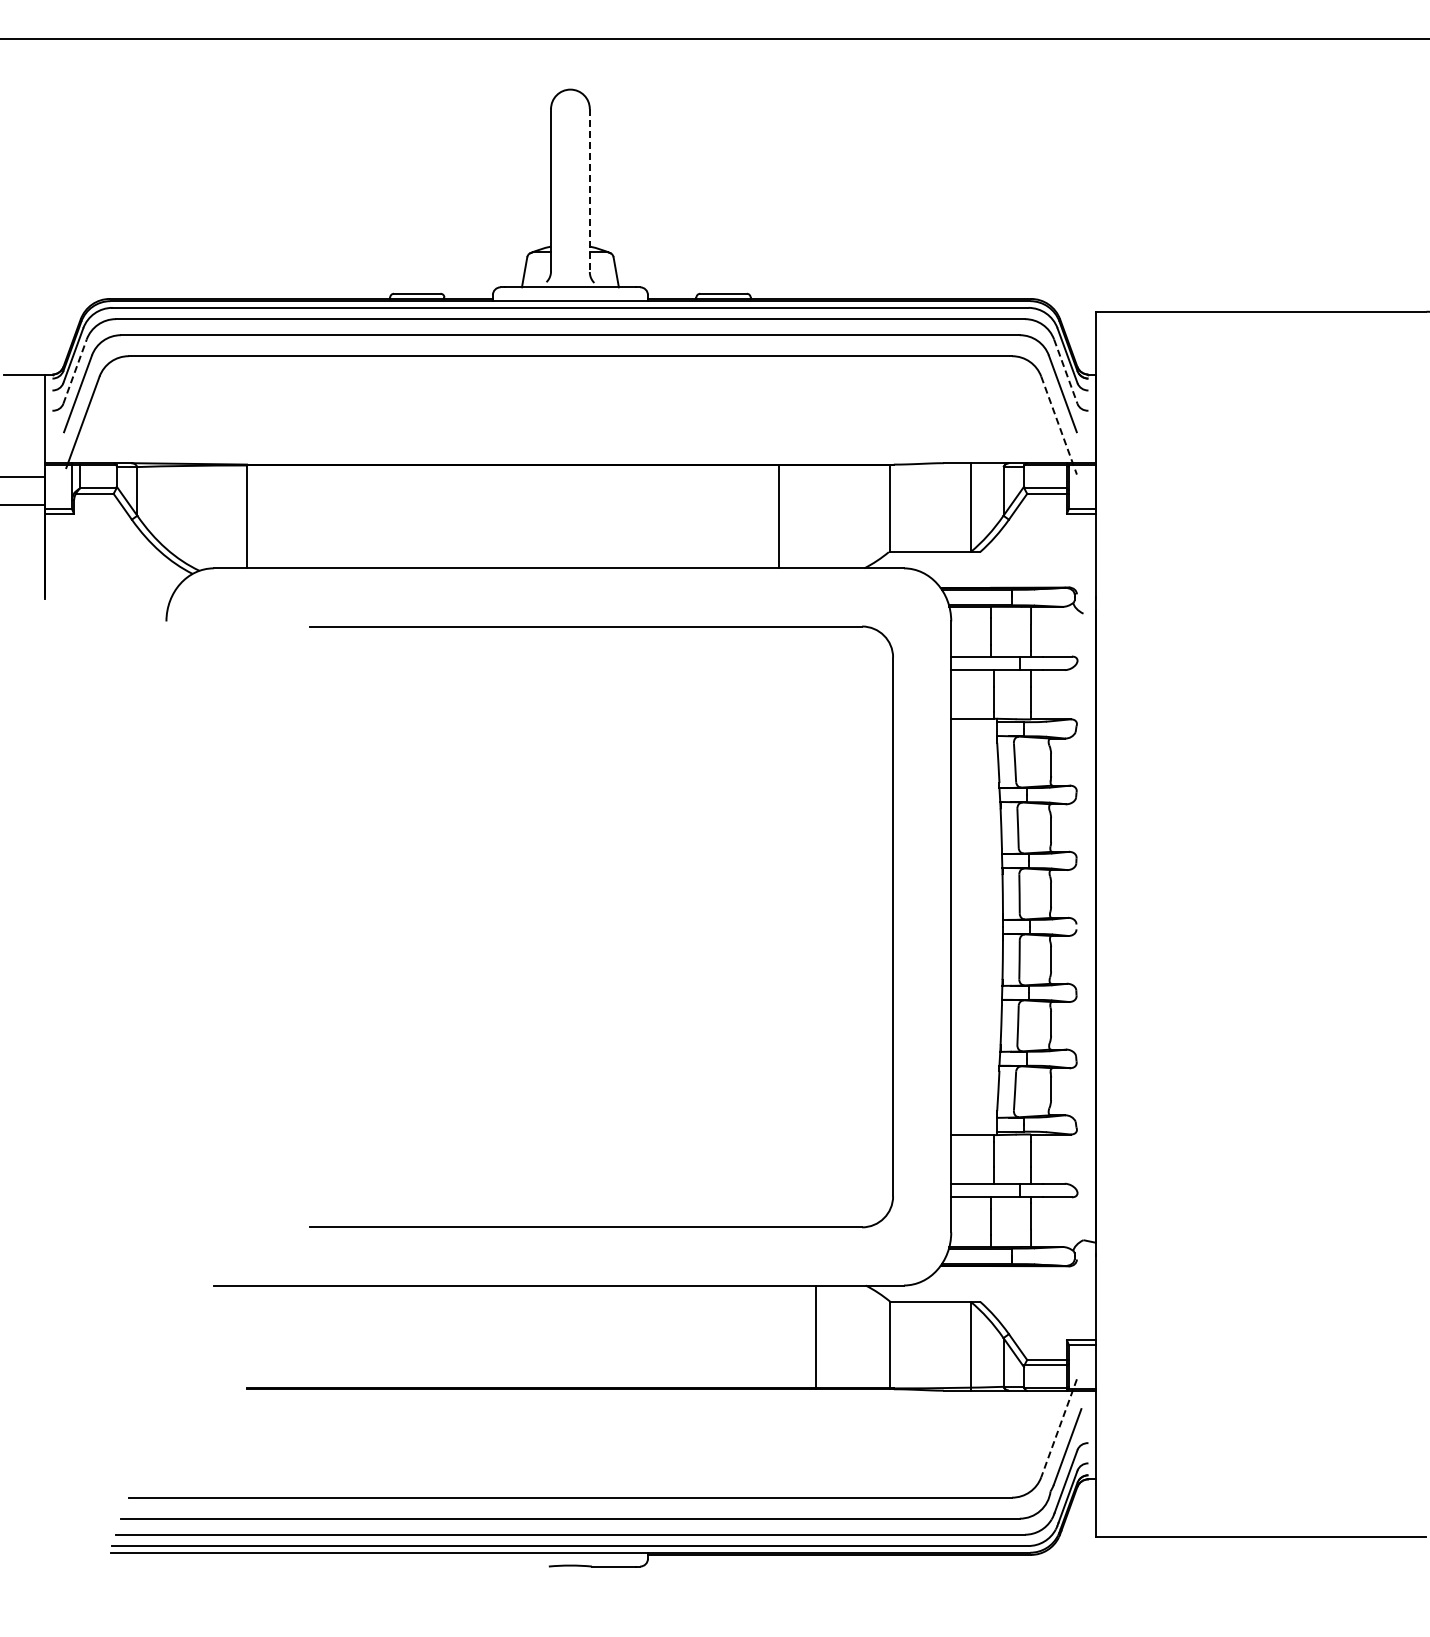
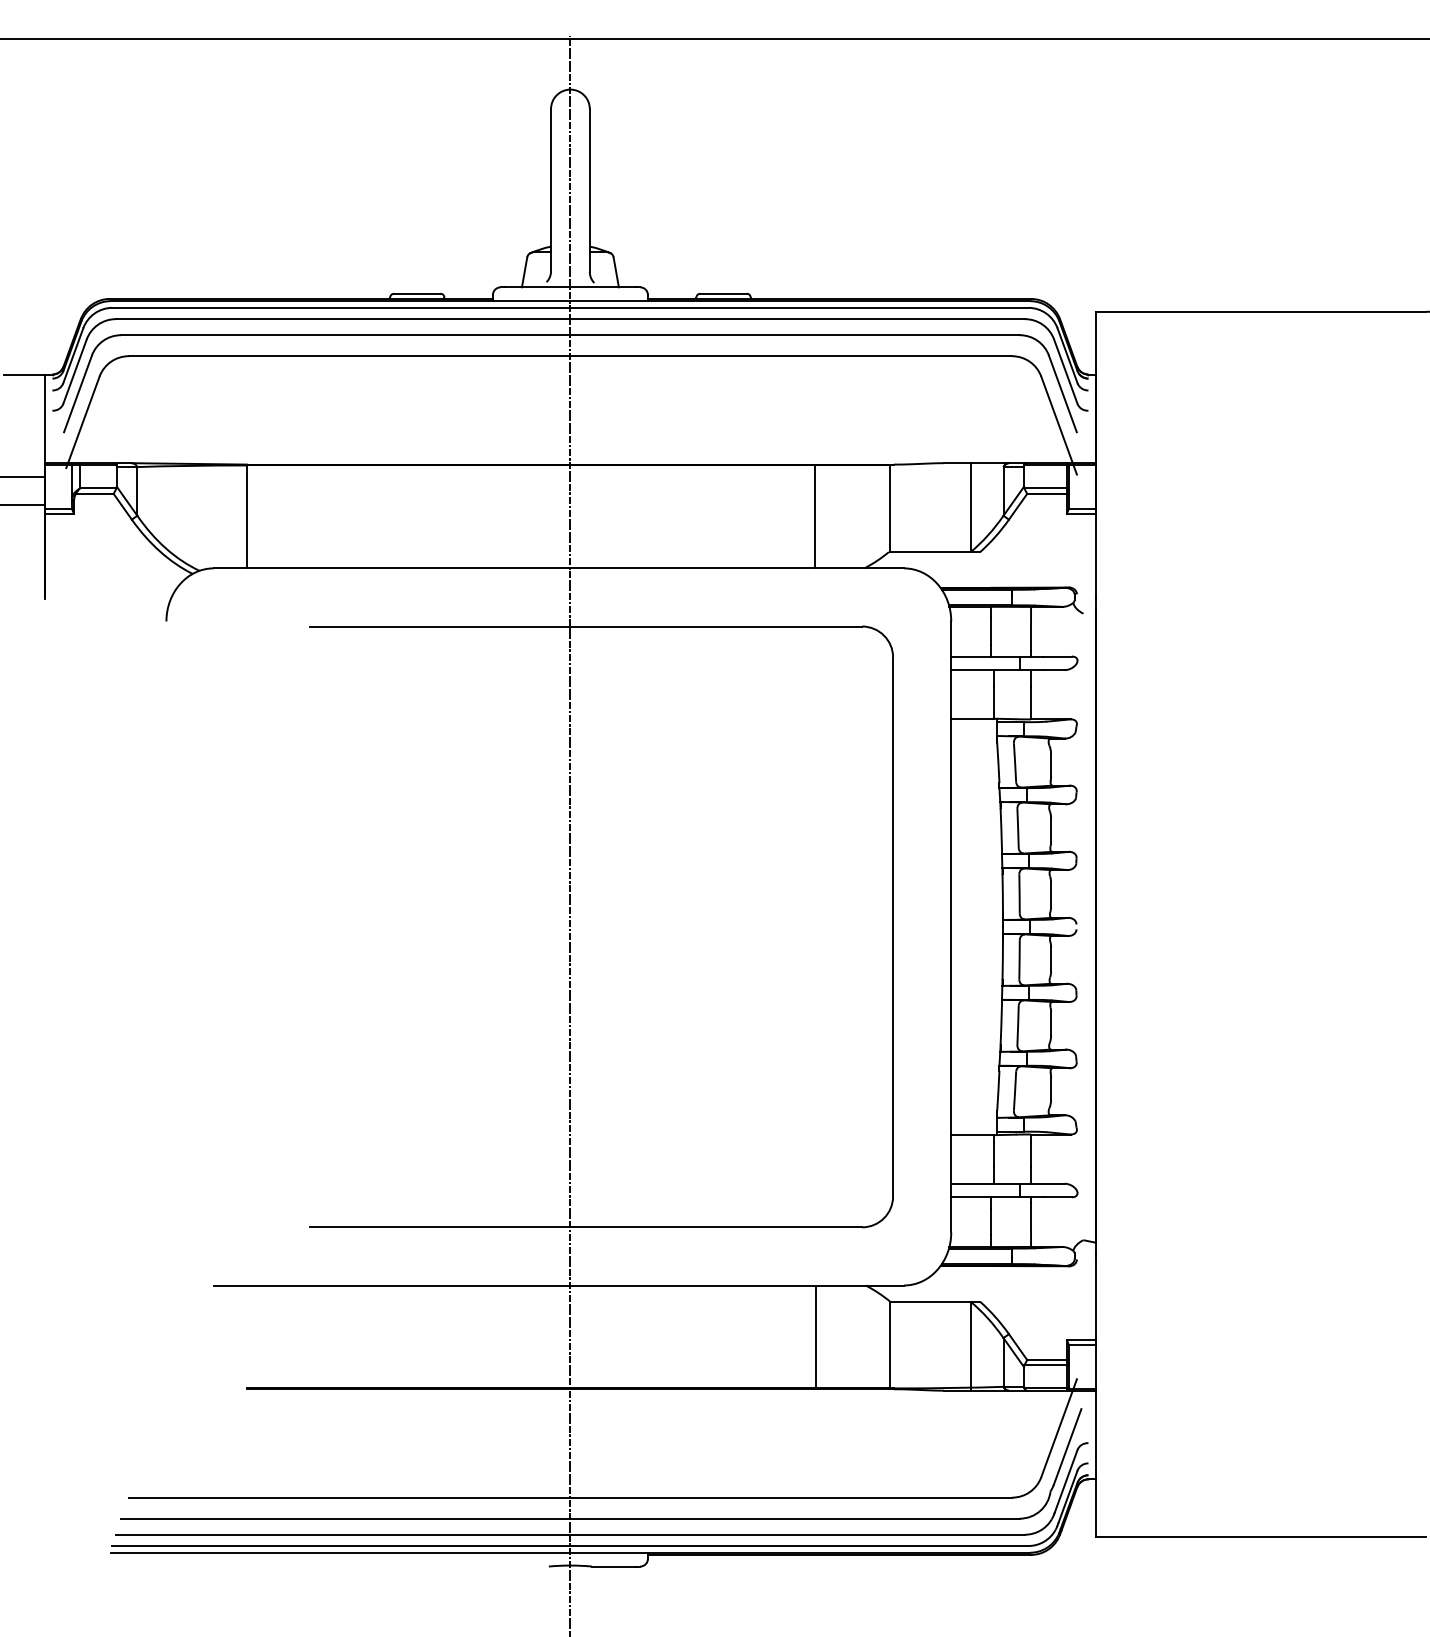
line: dashed -> solid (589, 190)
line: dashed -> solid (75, 371)
line: dashed -> solid (1066, 372)
line: dashed -> solid (1059, 426)
line position: (779, 516) -> (815, 516) (815, 516)
line: none -> present (570, 834)
line: dashed -> solid (1058, 1428)
